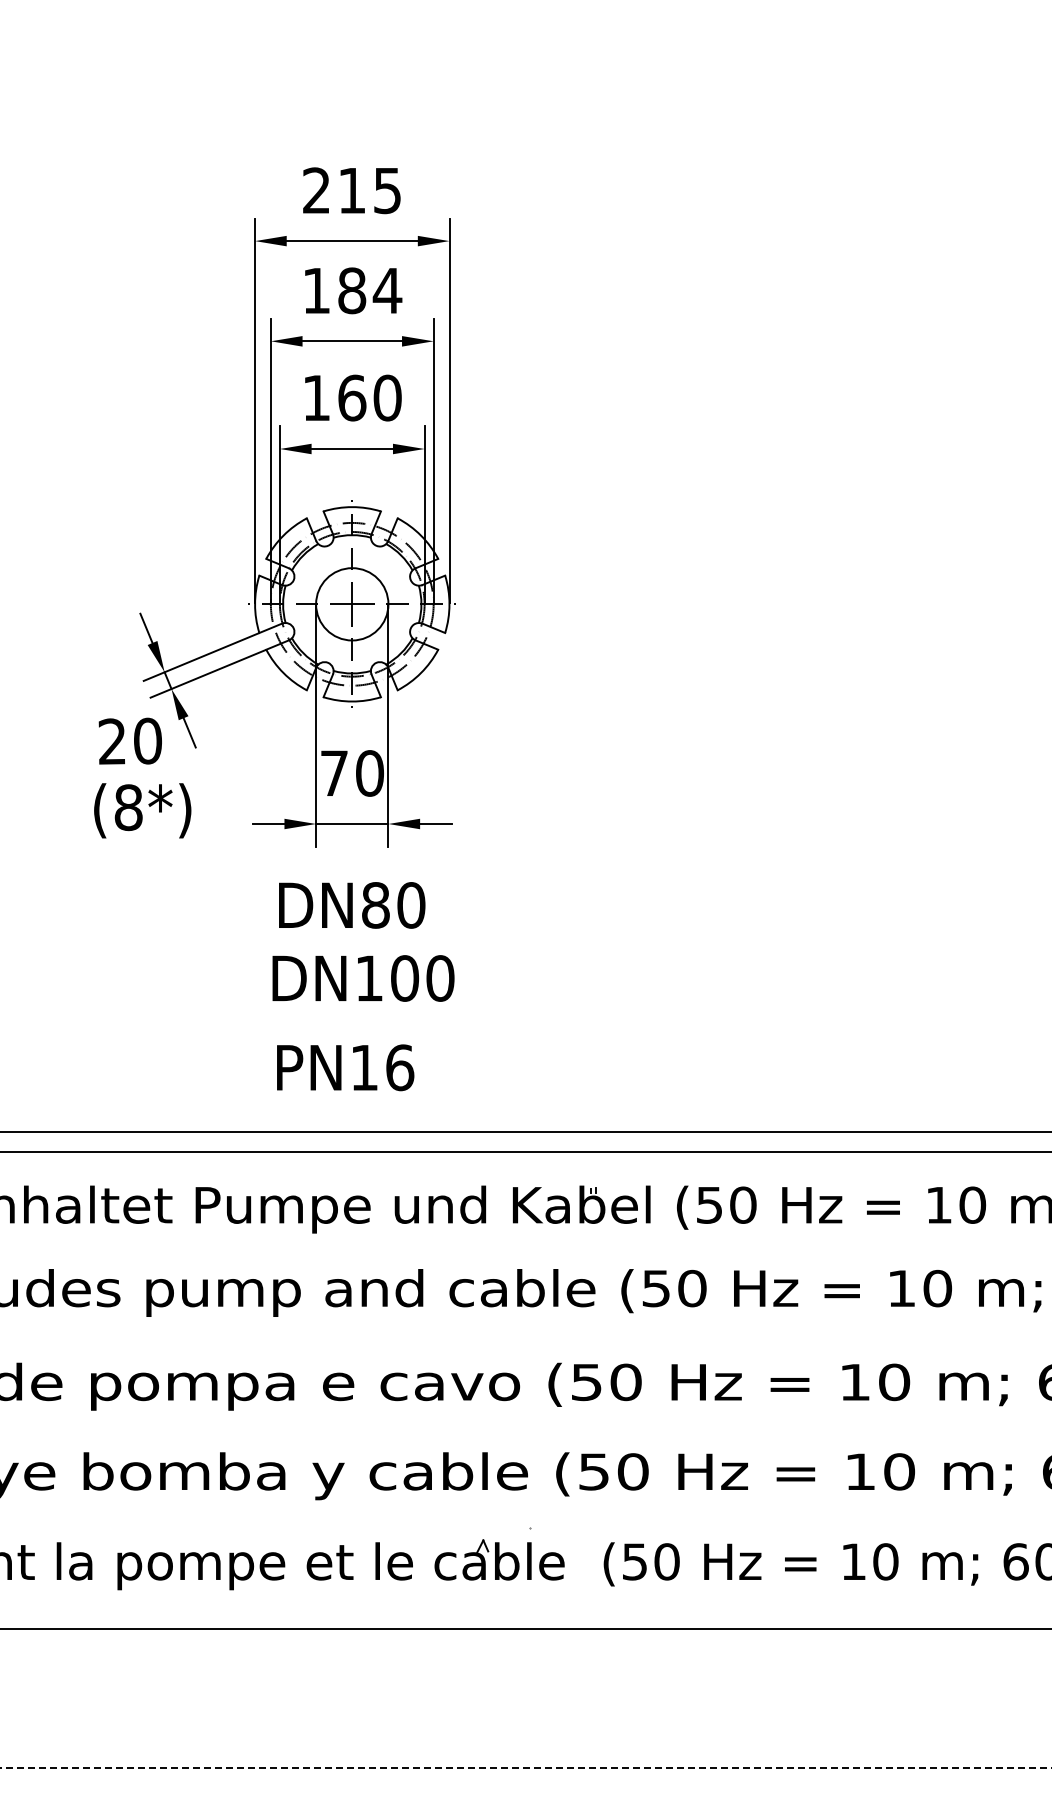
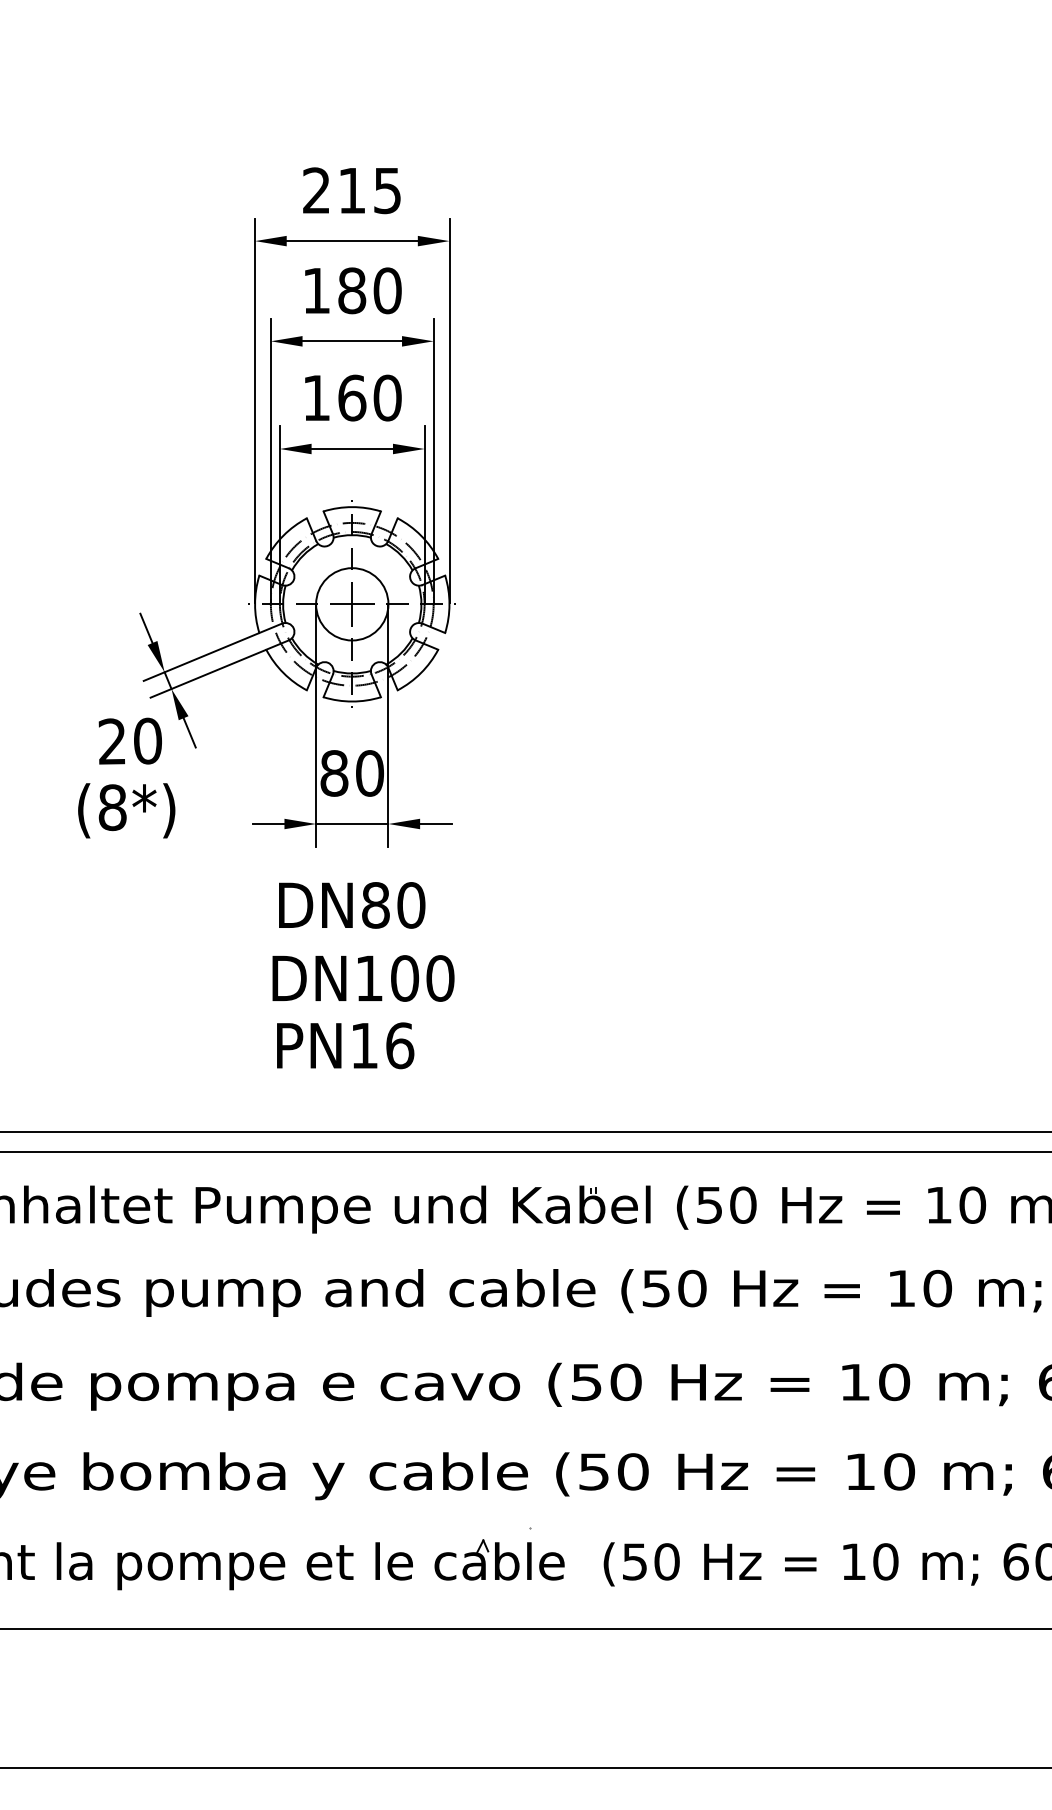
text: 184 -> 180 (387, 290)
text: 70 -> 80 (334, 773)
text position: (142, 810) -> (126, 810) (126, 810)
text position: (345, 1067) -> (345, 1045) (345, 1045)
line: dashed -> solid (526, 1768)
